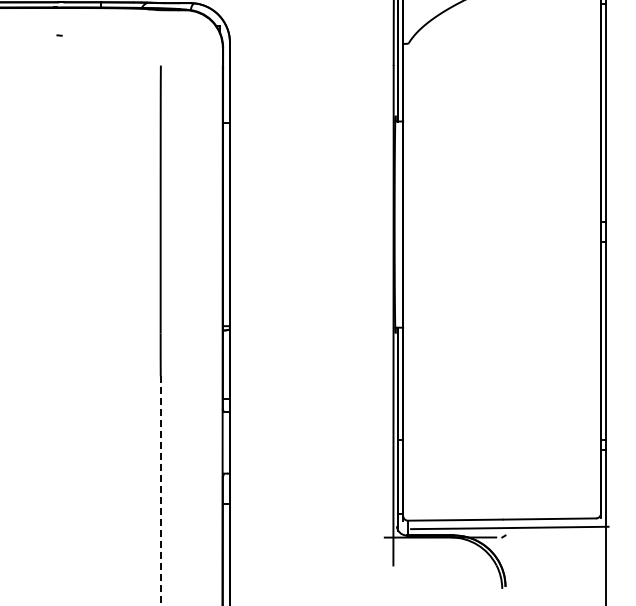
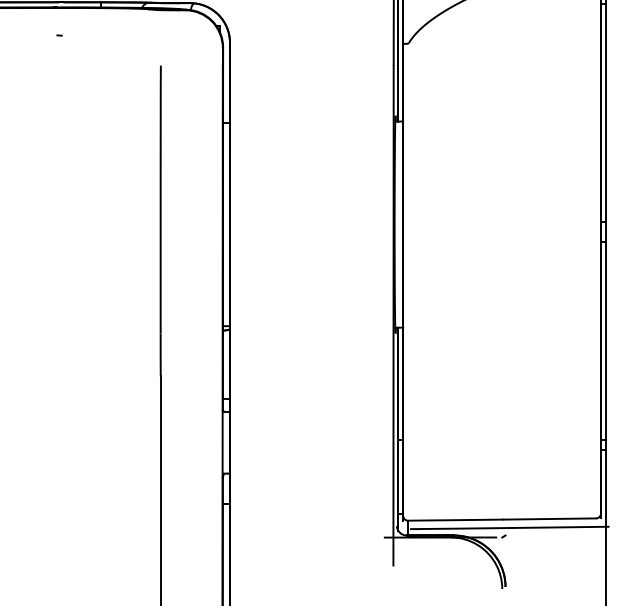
line: dashed -> solid (160, 491)
